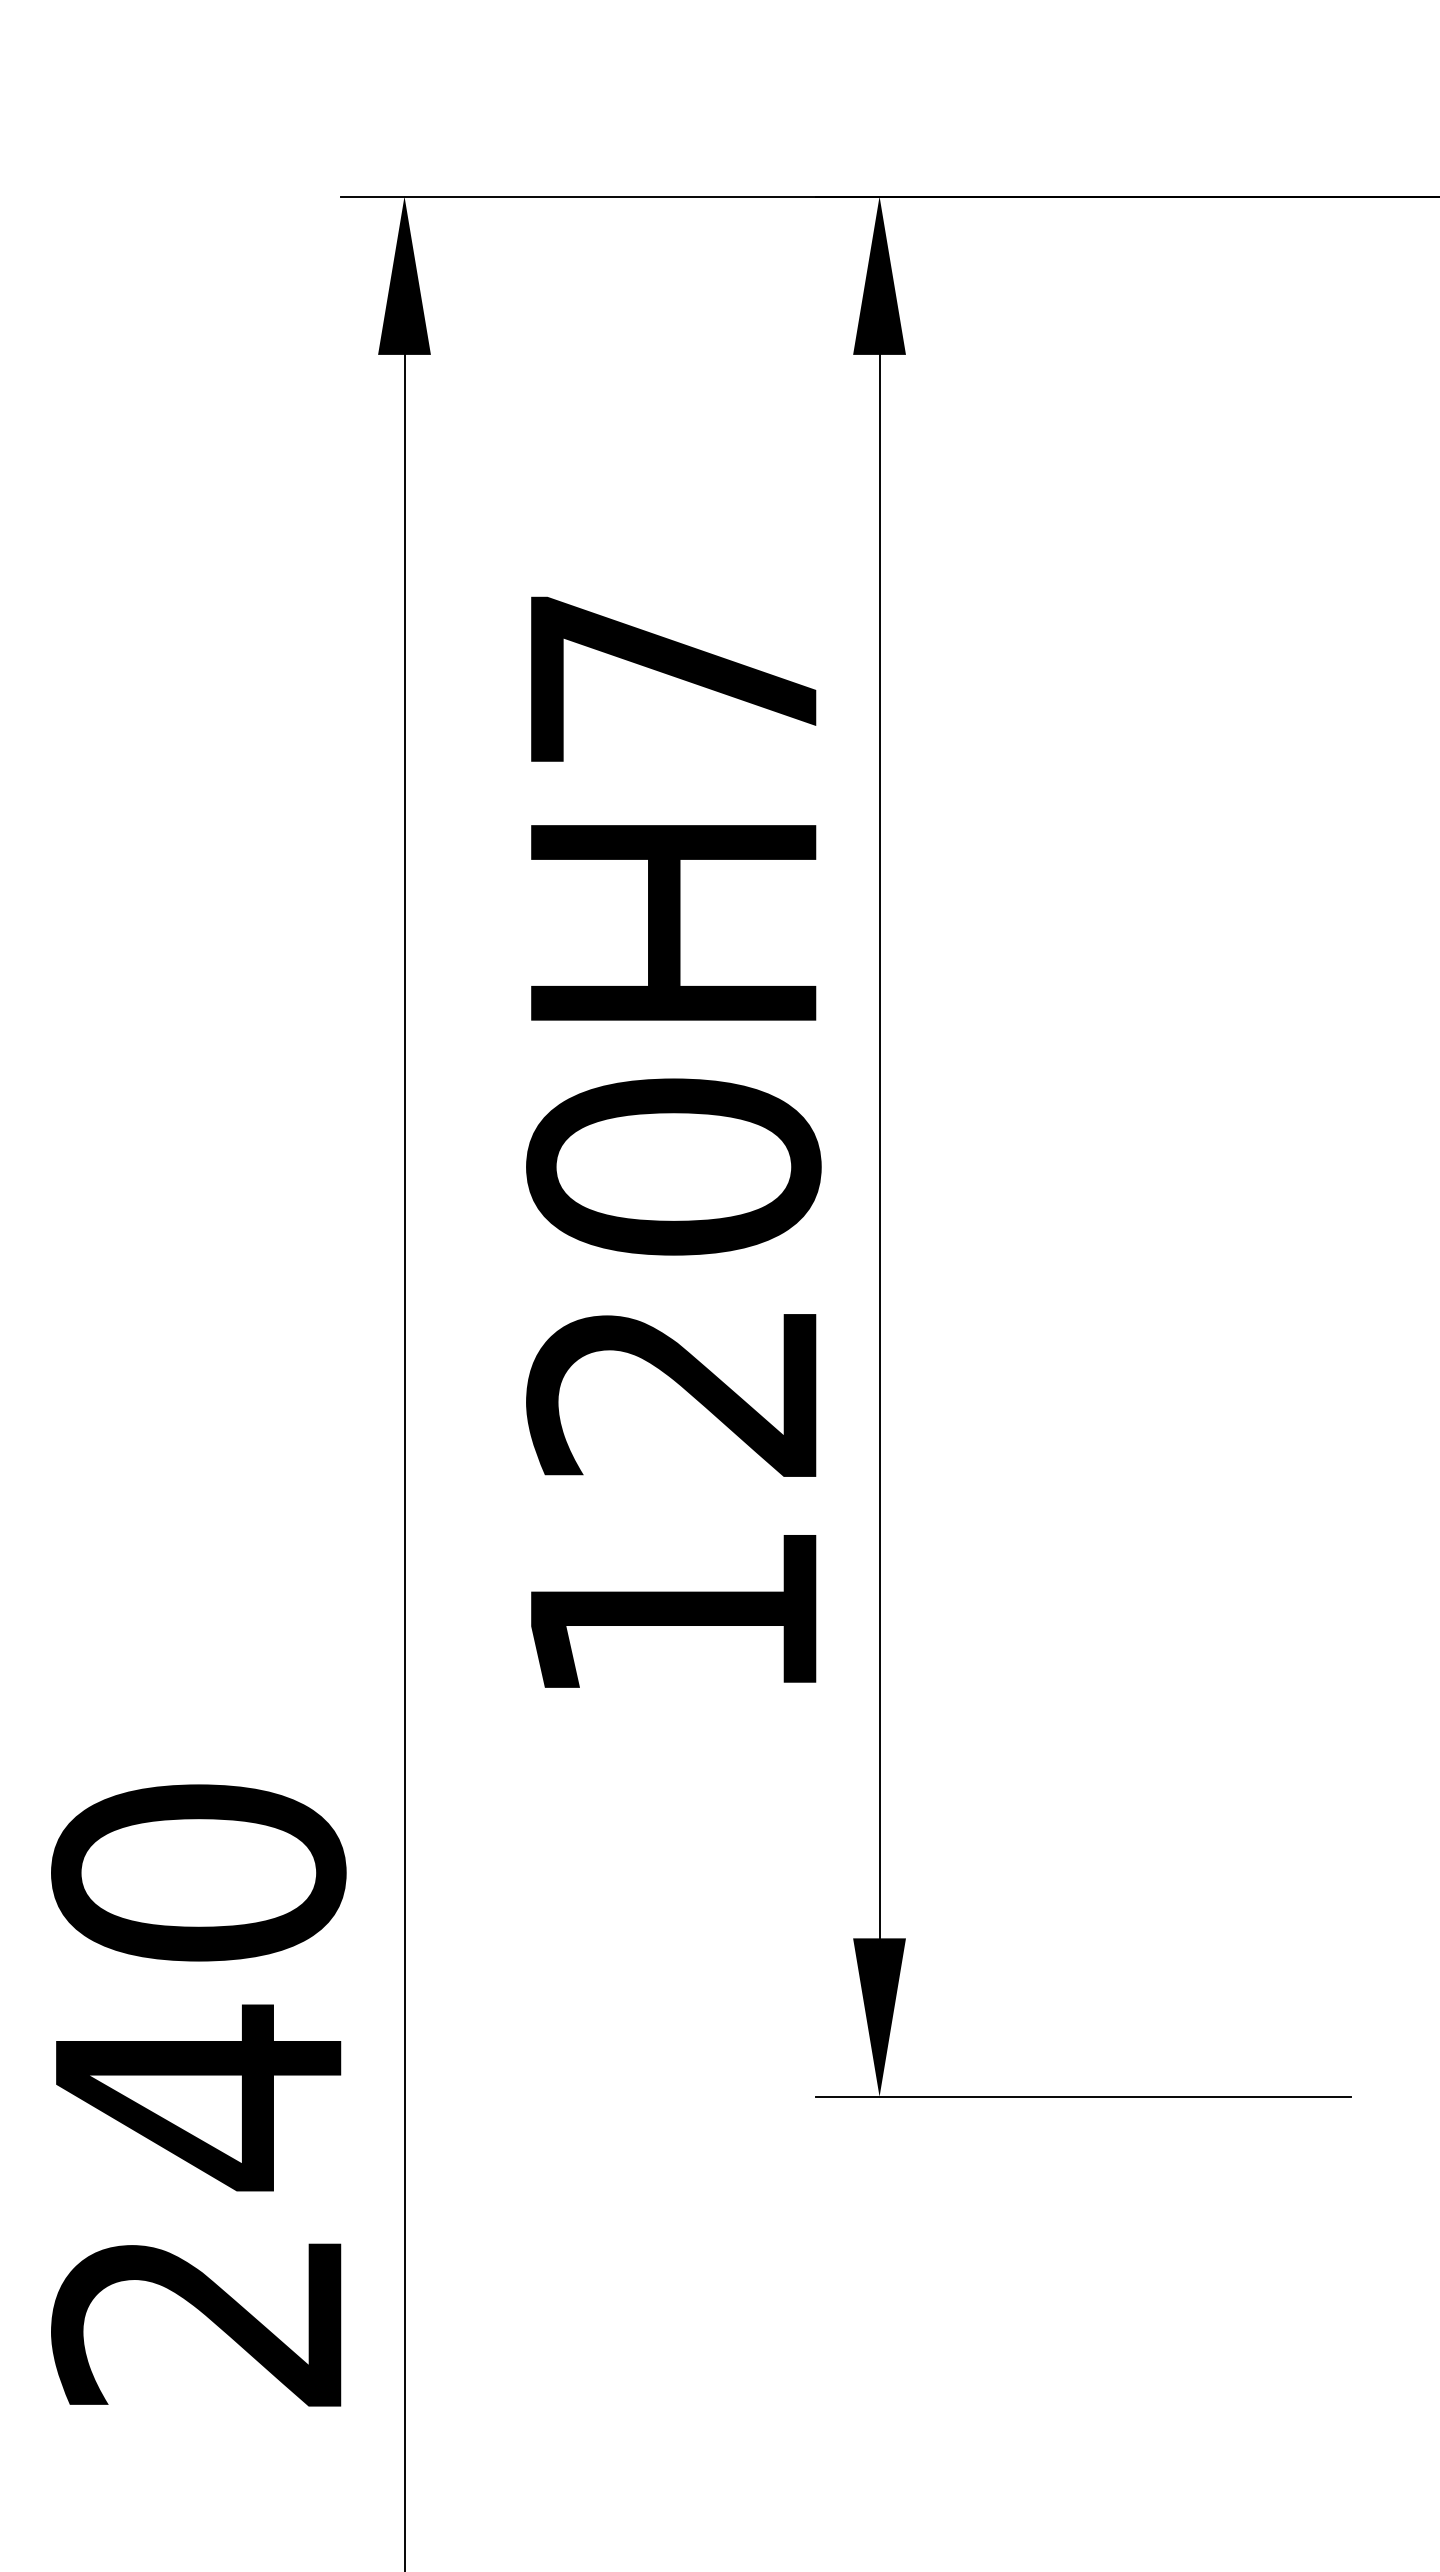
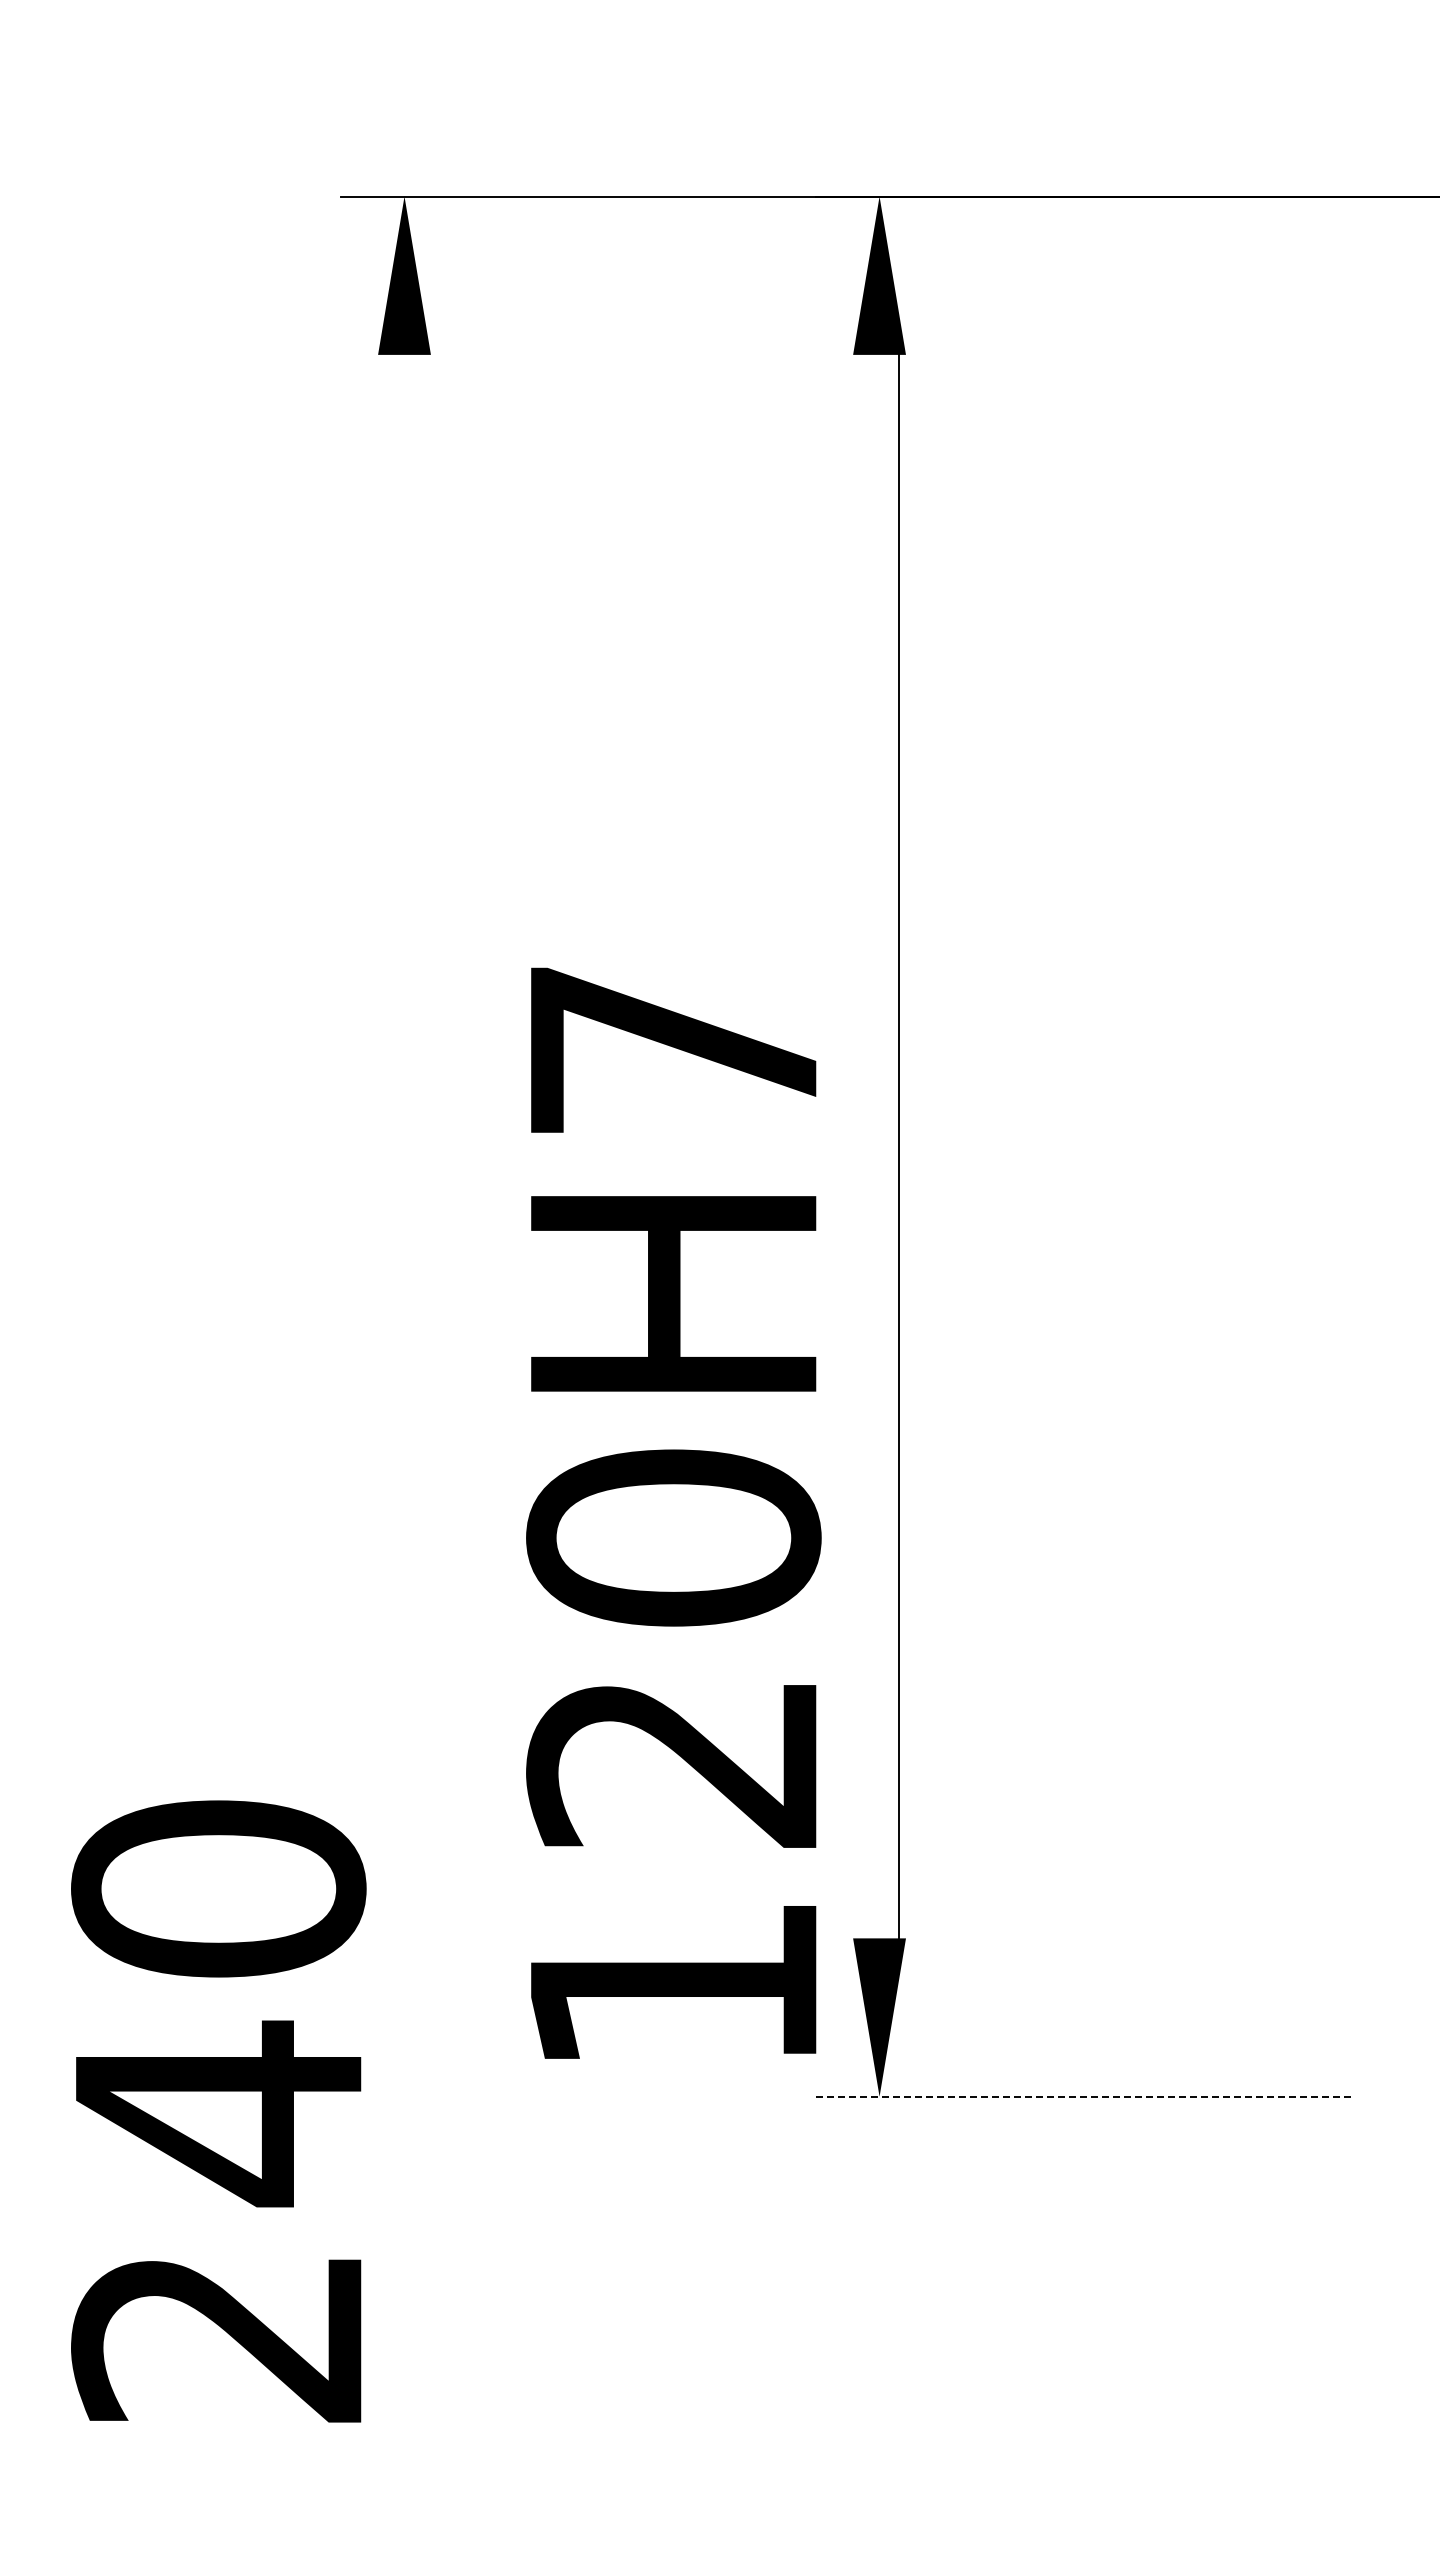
text position: (673, 1141) -> (673, 1512) (673, 1512)
line position: (879, 1146) -> (898, 1146) (898, 1146)
line: present -> none (404, 1461)
text position: (198, 2095) -> (218, 2111) (218, 2111)
line: solid -> dashed (1083, 2096)
